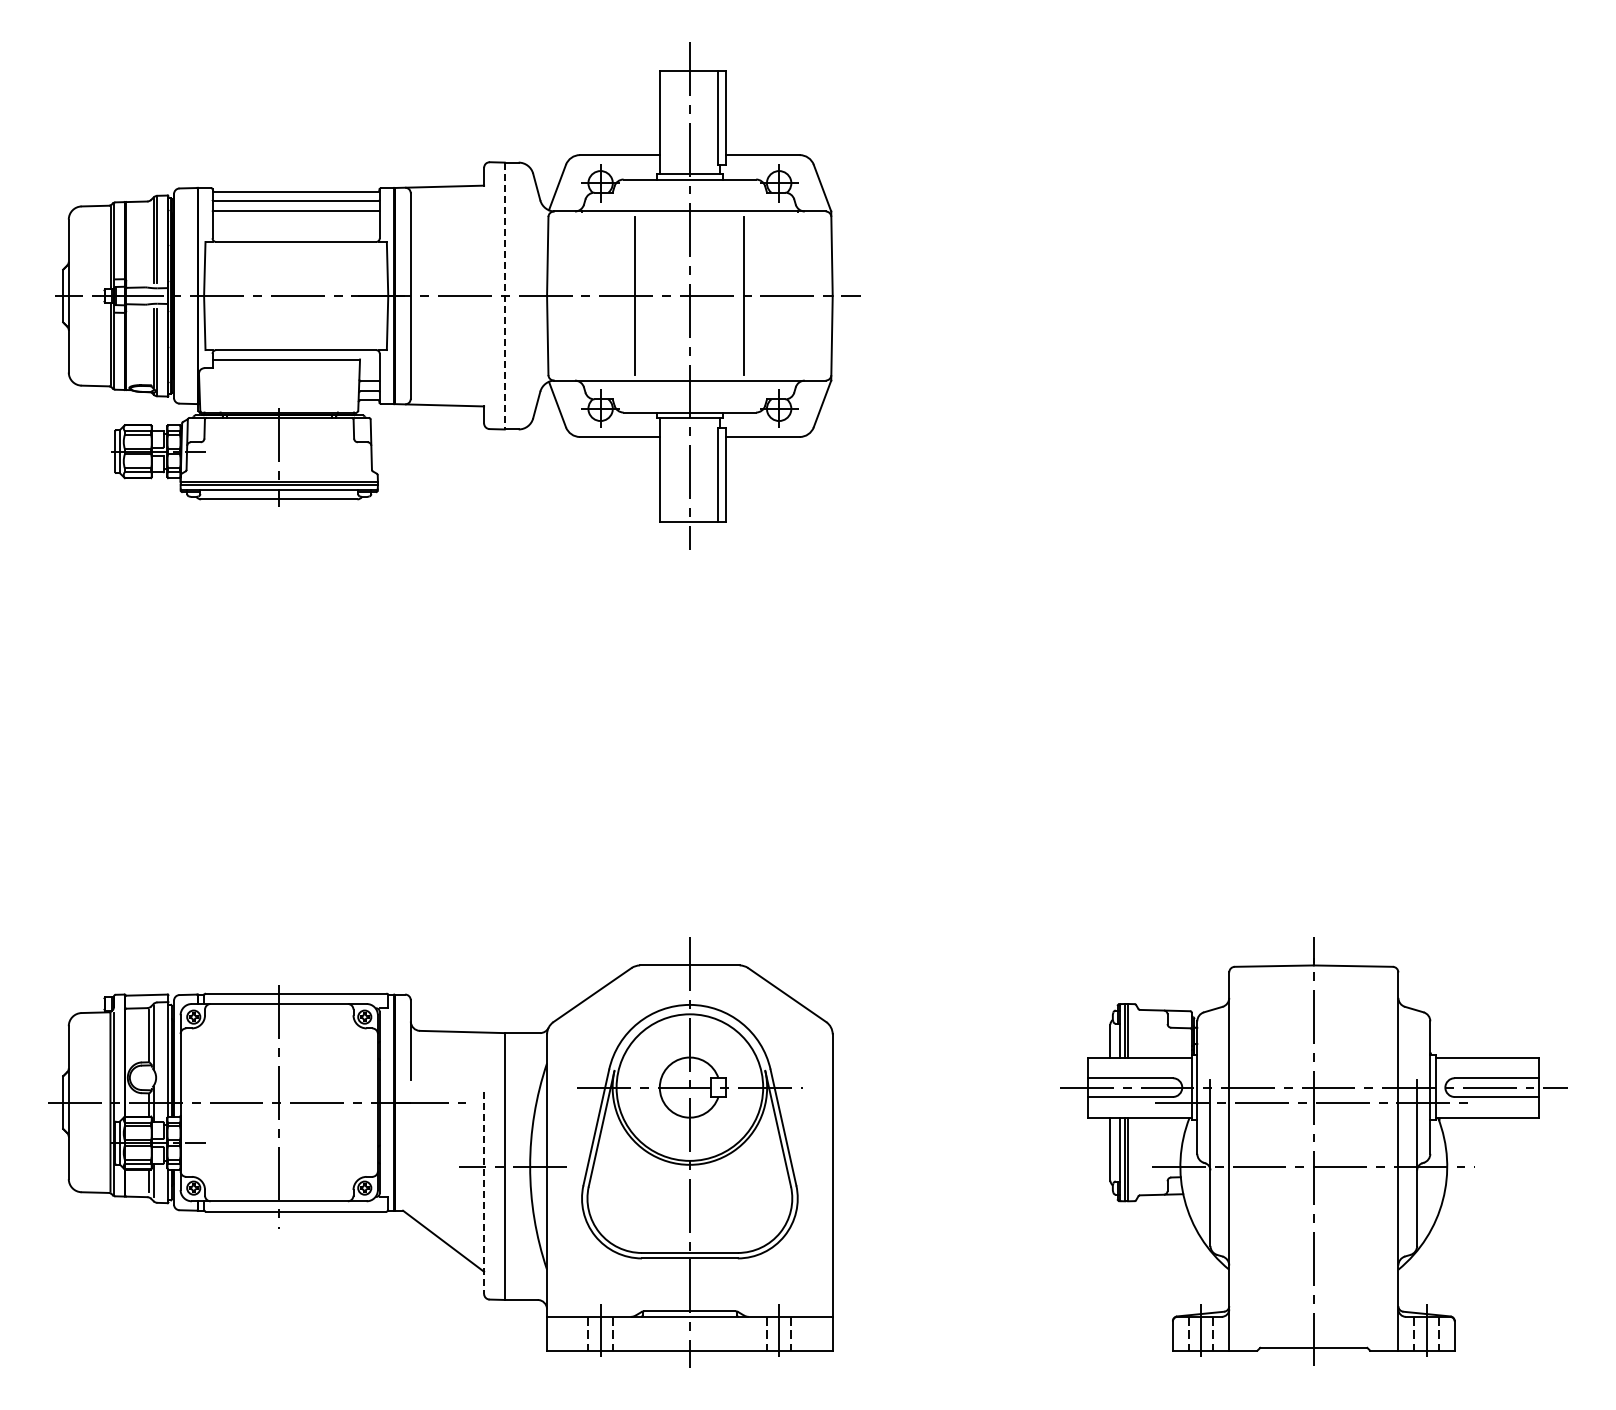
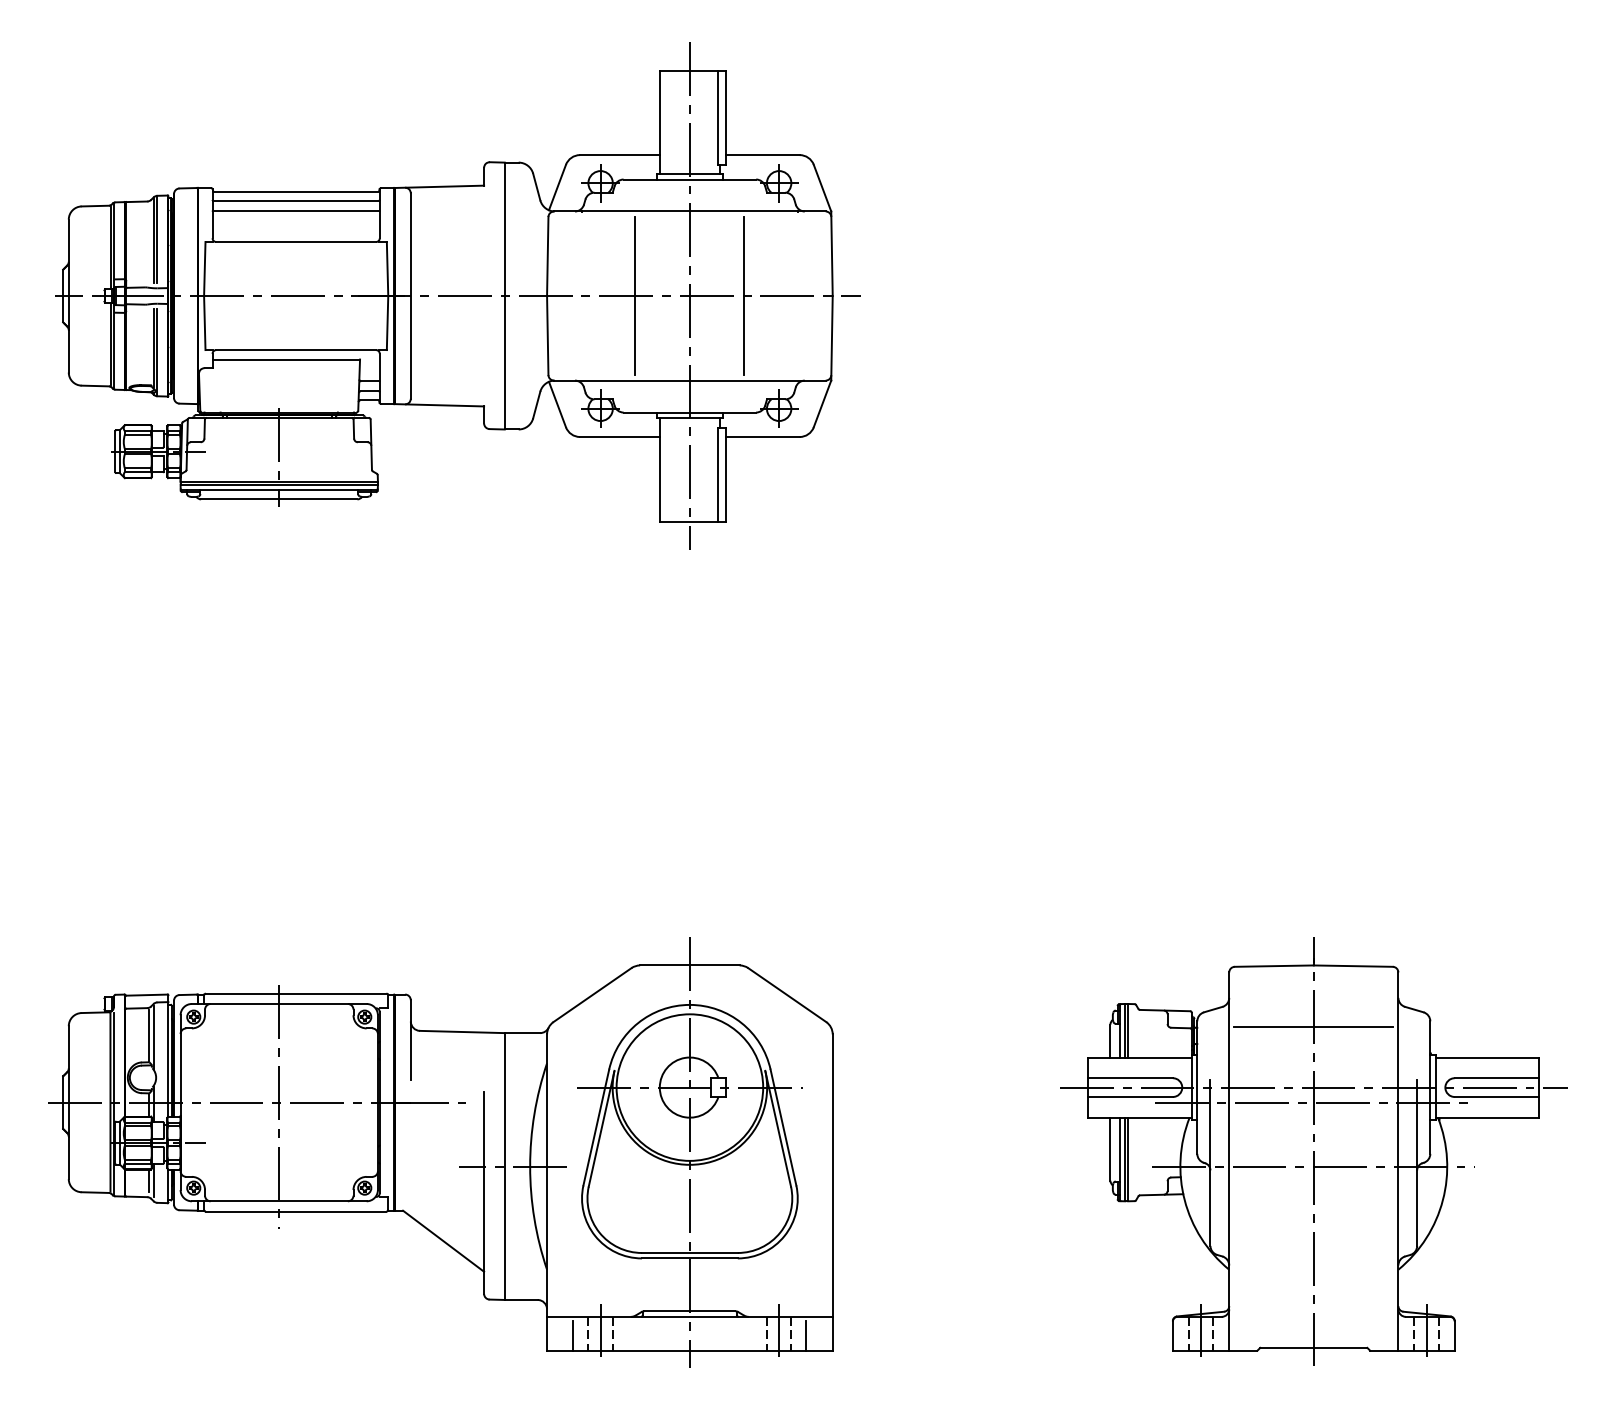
line: dashed -> solid (504, 296)
line: none -> present (1313, 1026)
line: dashed -> solid (484, 1193)
line: none -> present (573, 1335)
line: none -> present (806, 1335)
